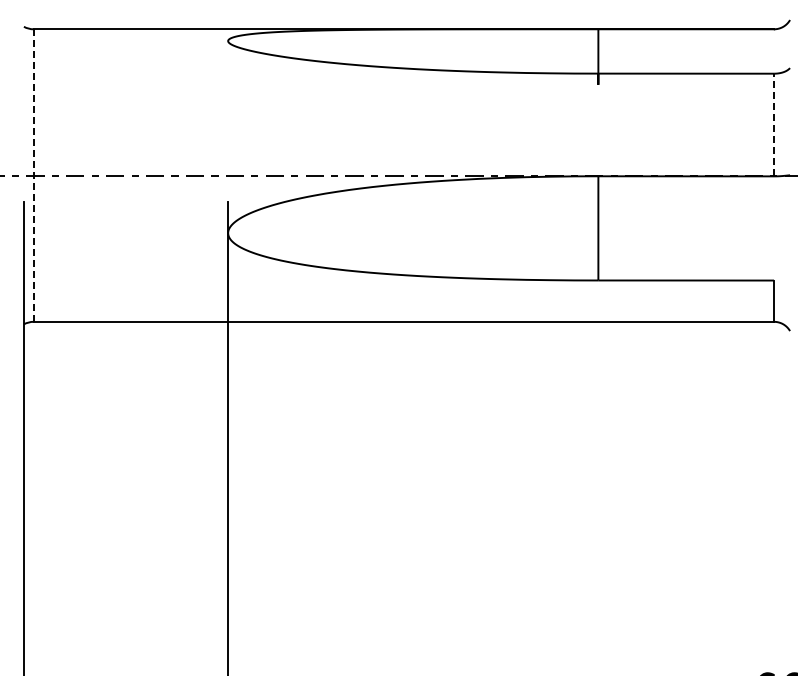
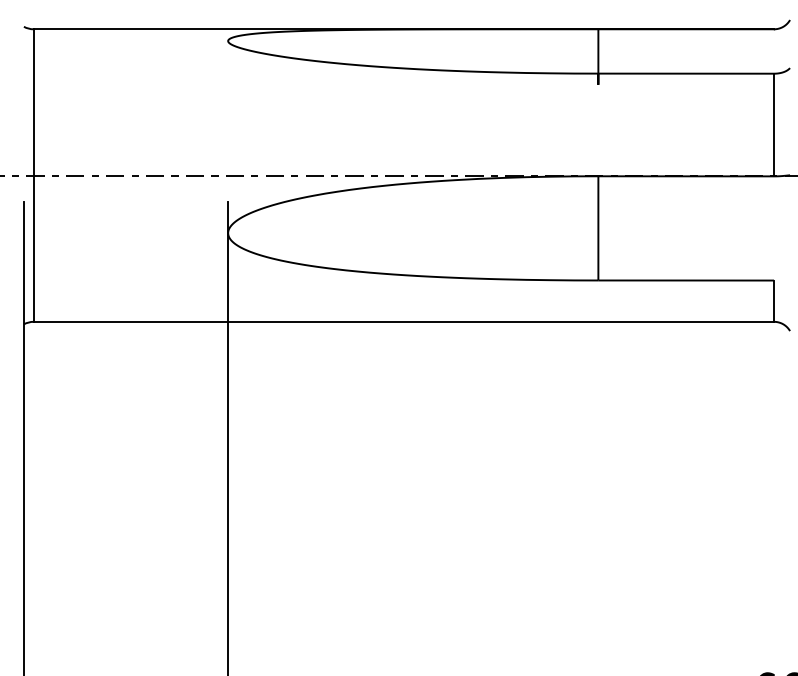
line: dashed -> solid (774, 124)
line: dashed -> solid (33, 175)
